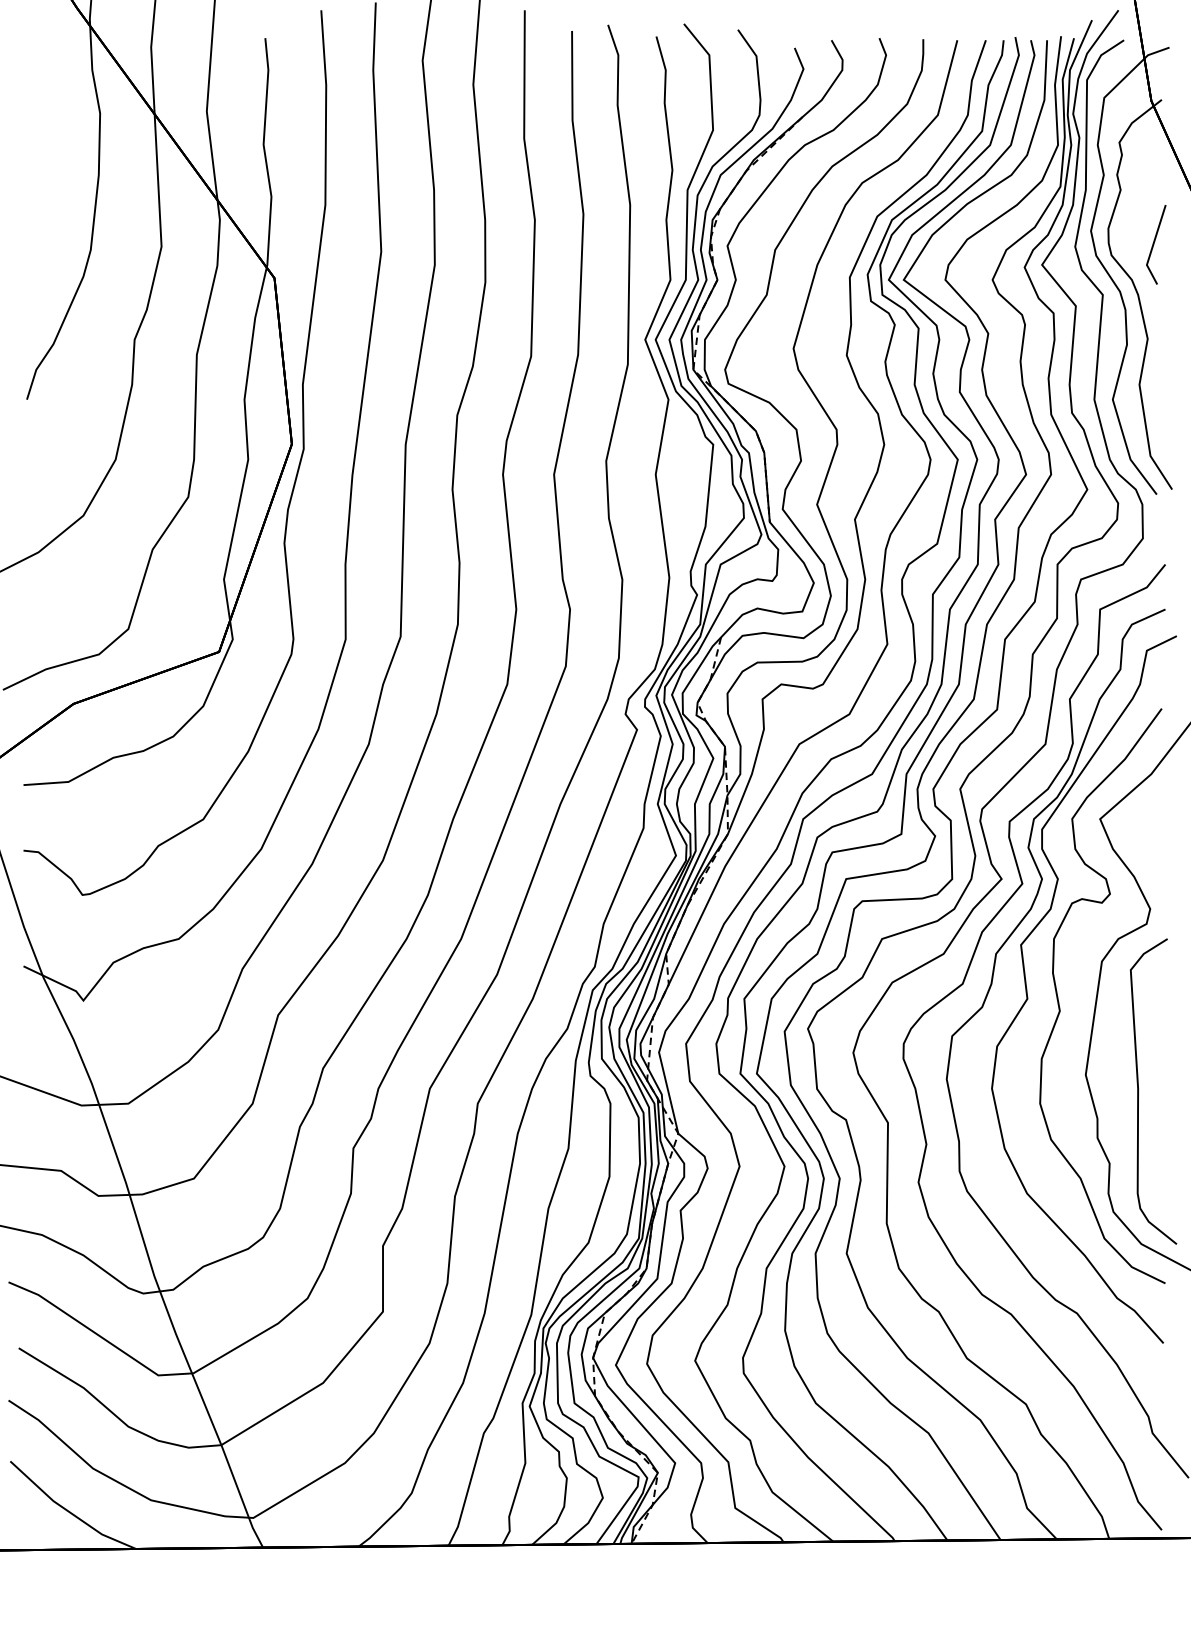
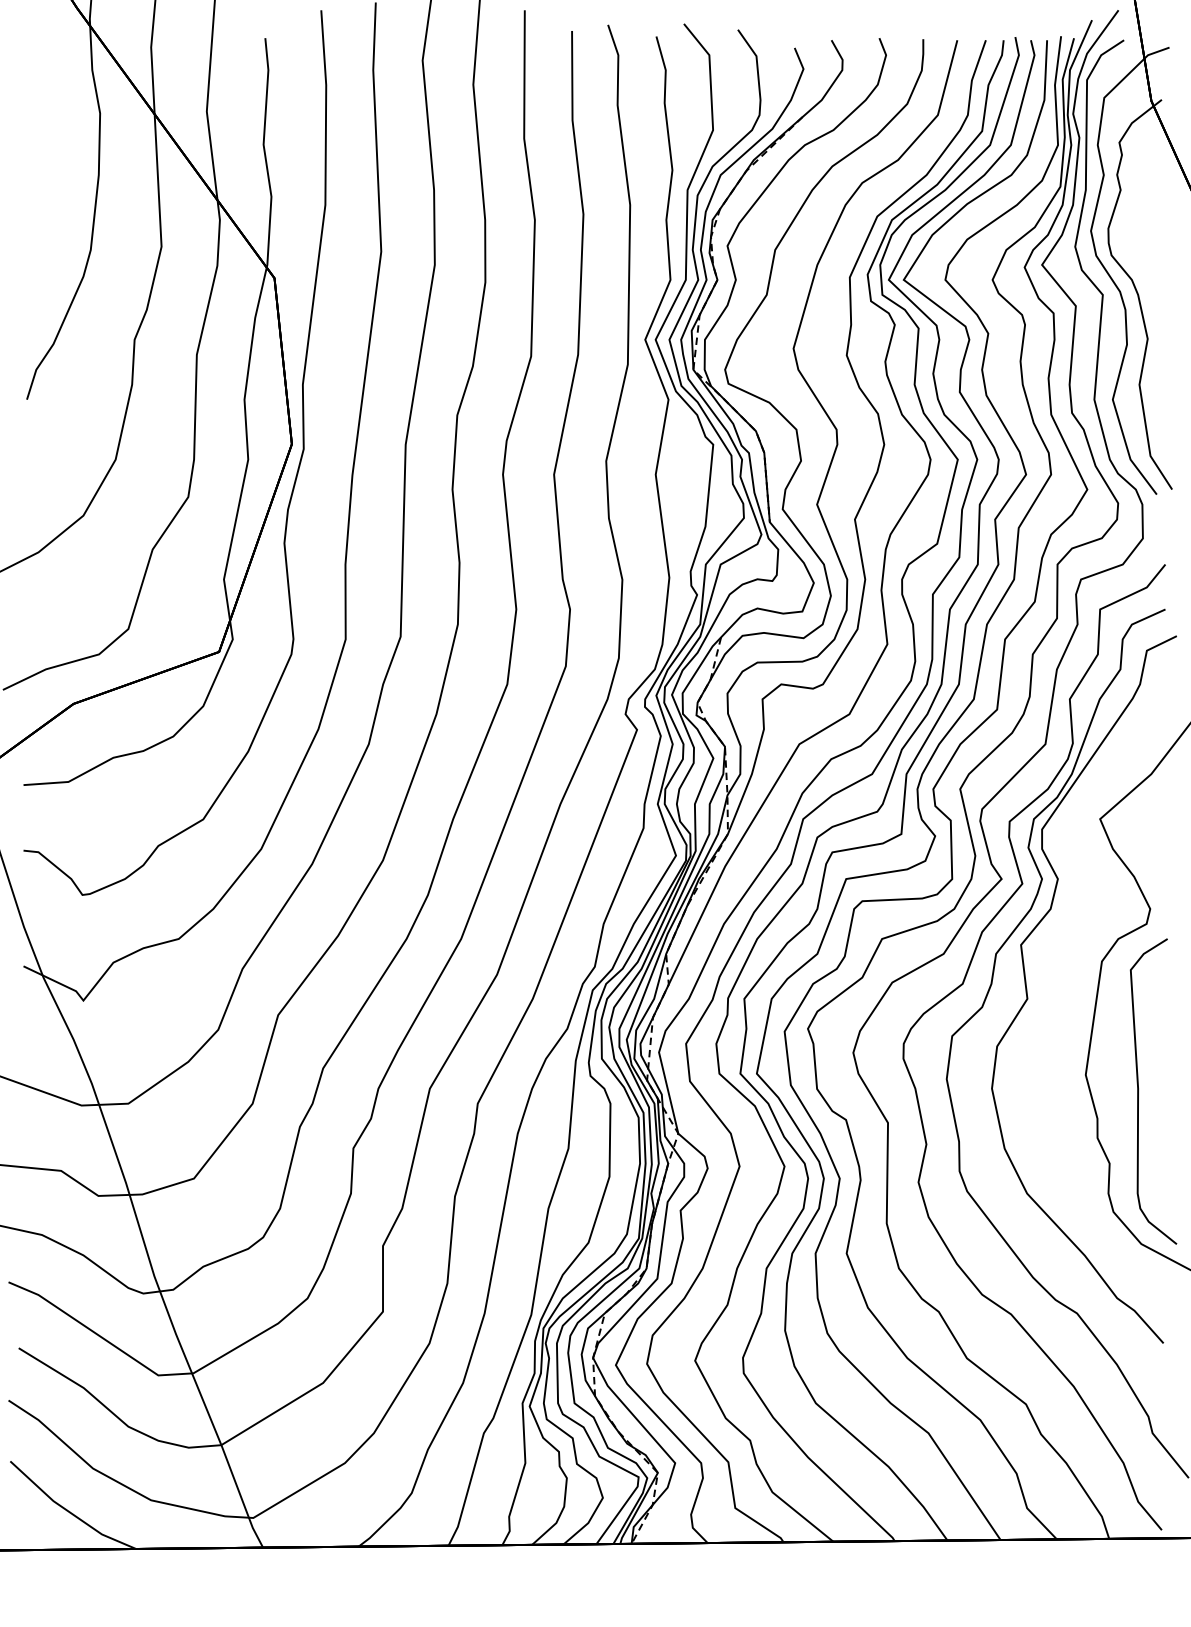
line: present -> none (1154, 244)
curve: present -> none (1059, 1002)
